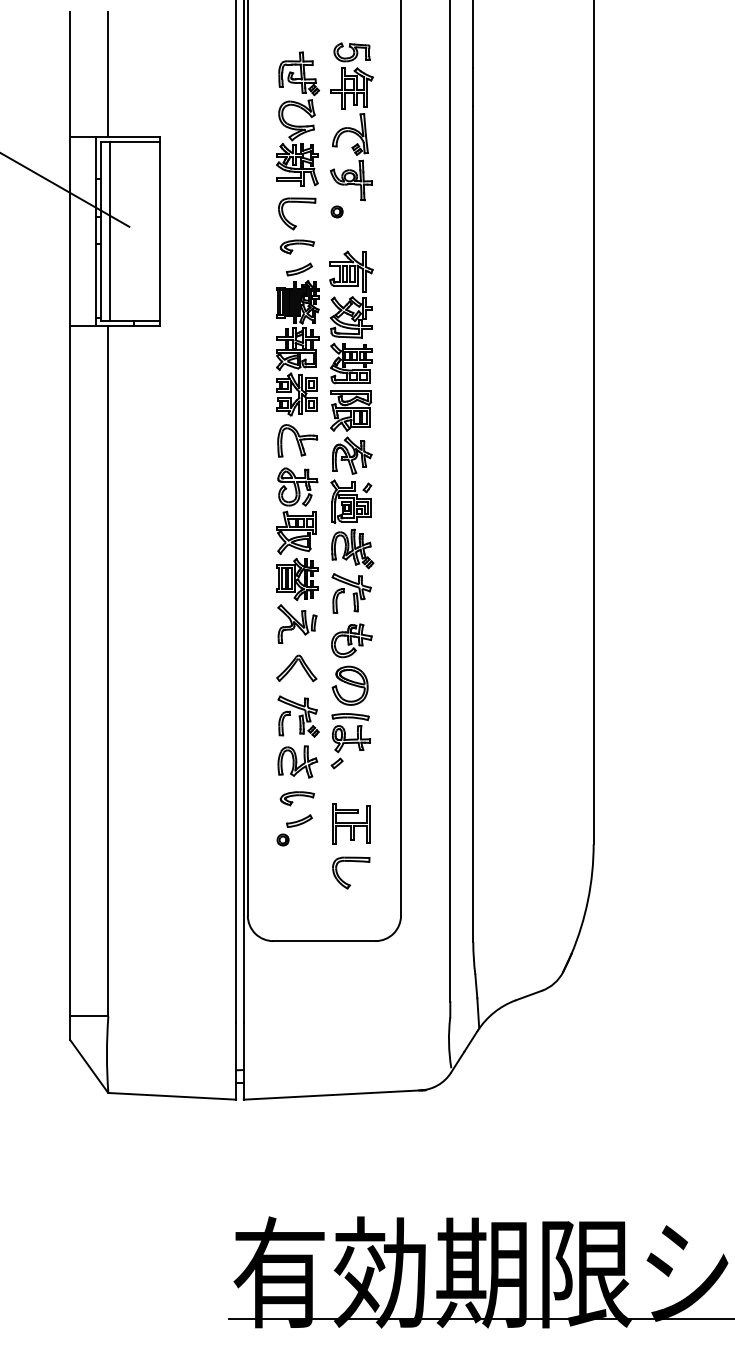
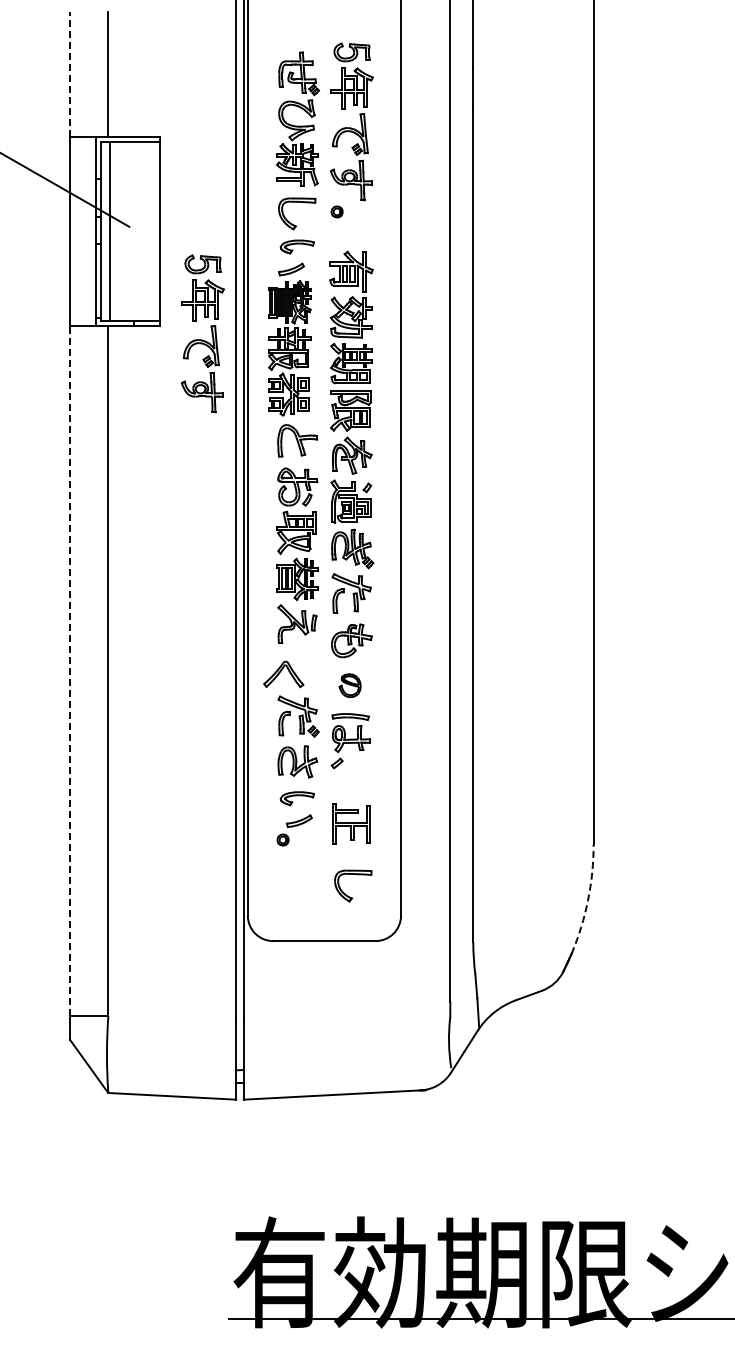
line: solid -> dashed (70, 74)
part: none -> present (202, 333)
part position: (297, 339) -> (289, 339) (289, 339)
part position: (296, 668) -> (283, 674) (283, 674)
line: solid -> dashed (70, 670)
part size: 38x41 px -> 24x26 px (349, 685)
part position: (355, 862) -> (357, 875) (357, 875)
arc: solid -> dashed (588, 900)
